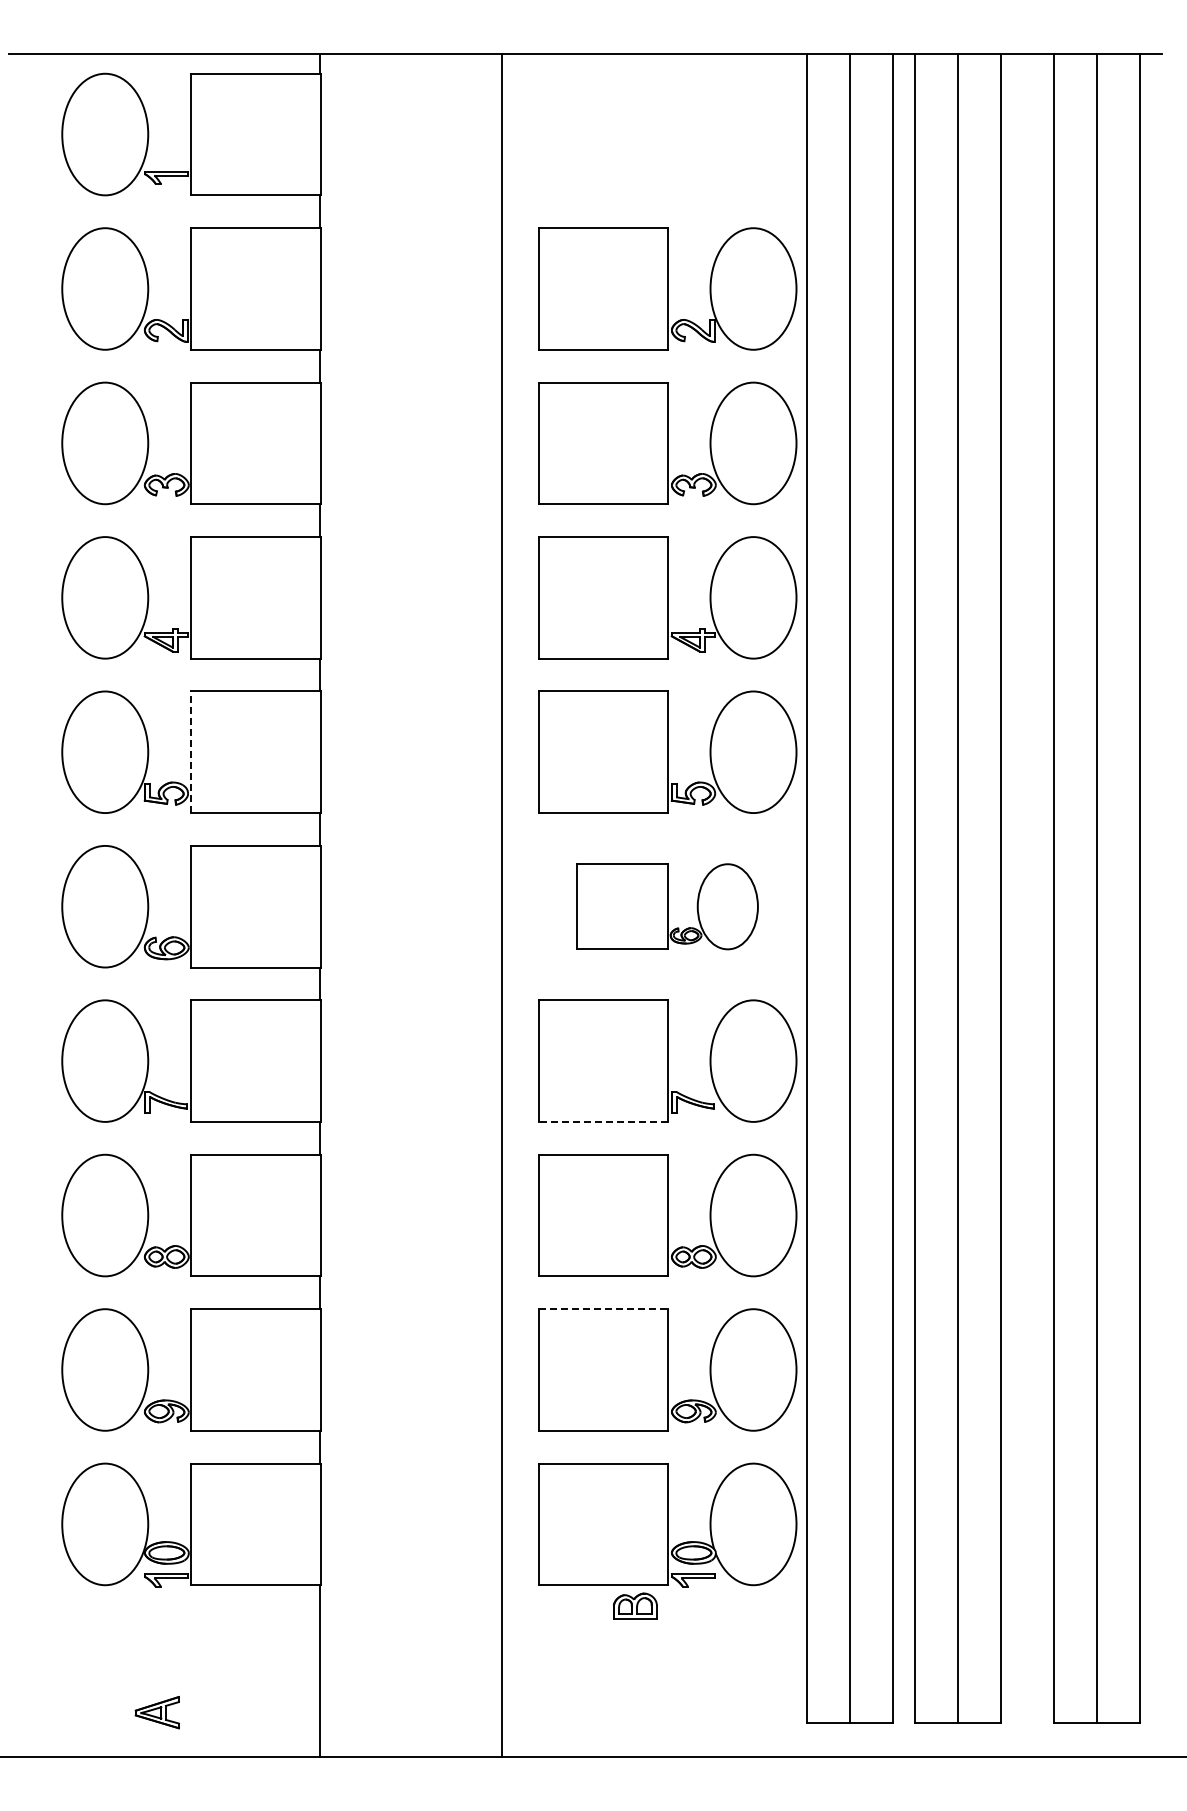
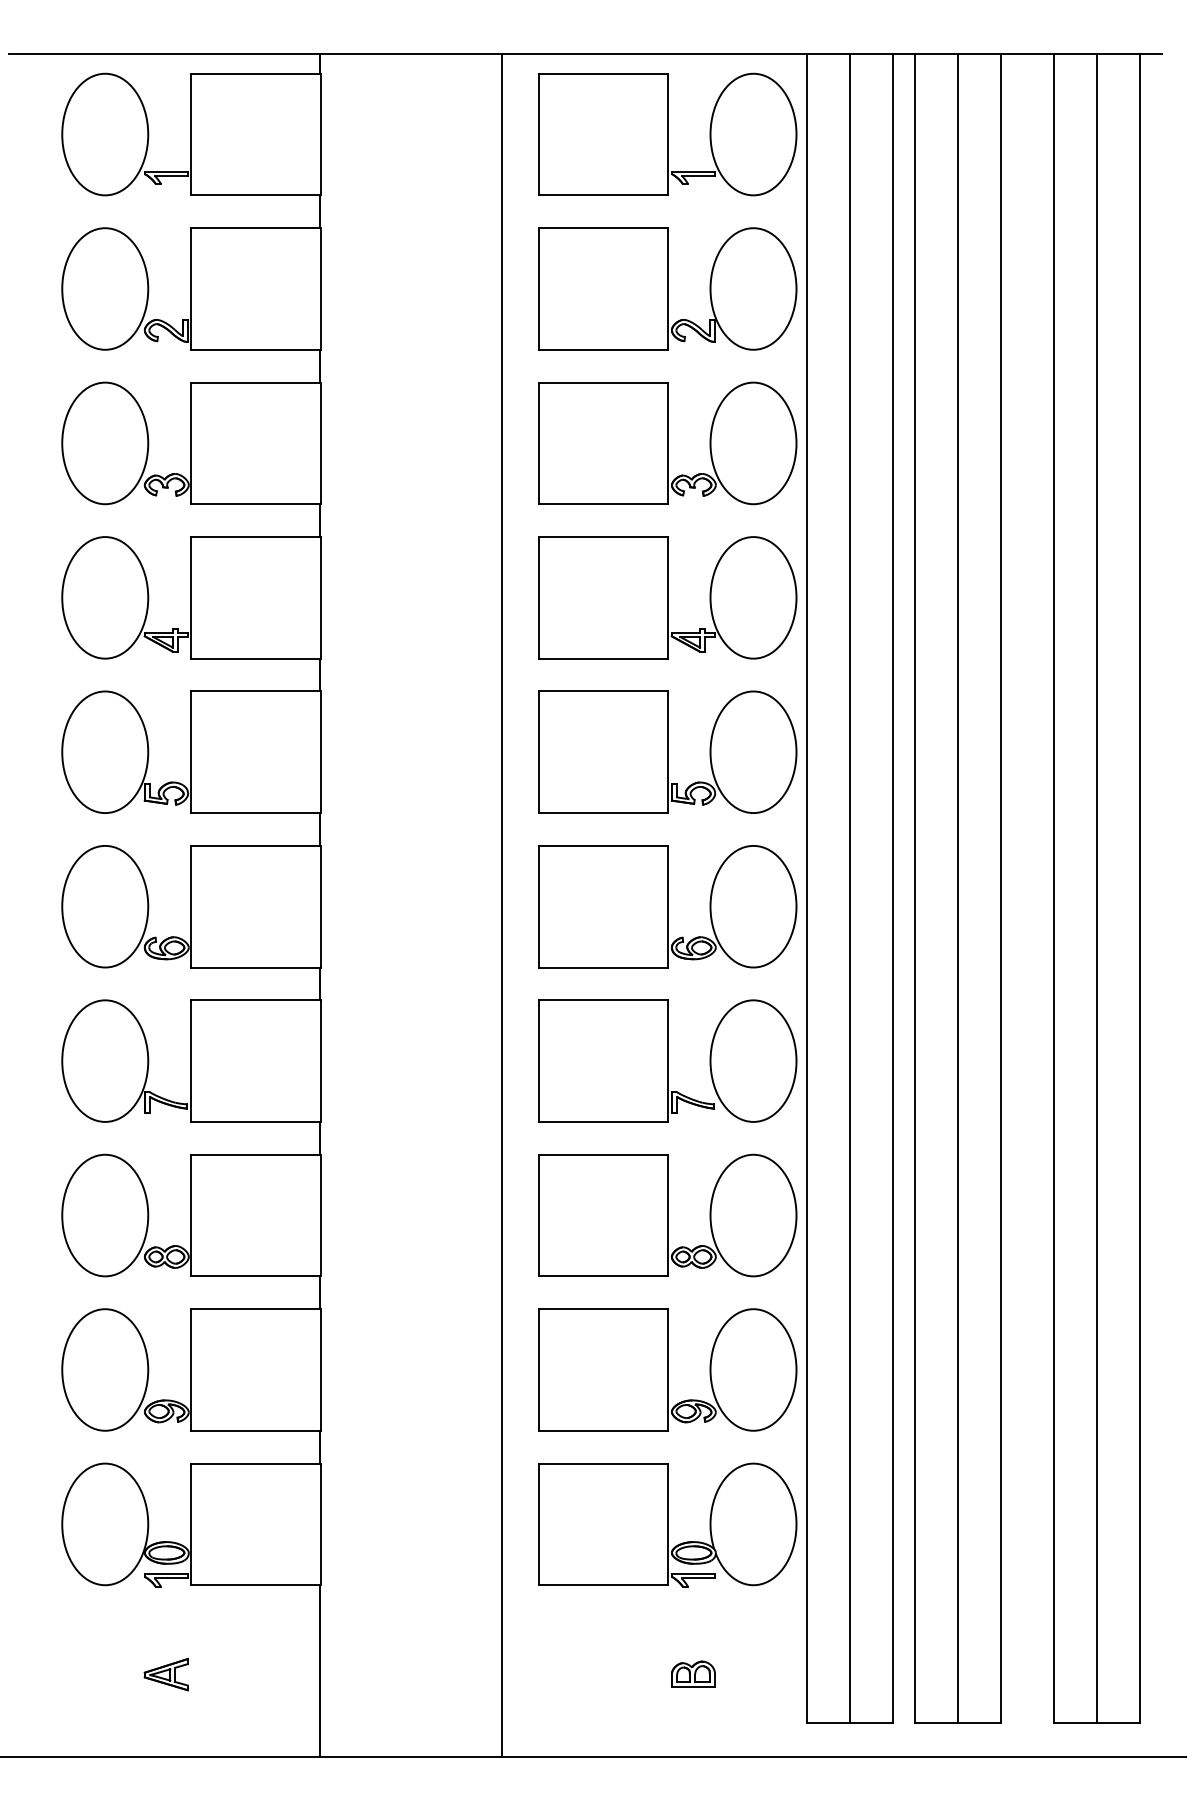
part: none -> present (667, 134)
line: dashed -> solid (191, 752)
part size: 183x88 px -> 260x124 px (667, 906)
line: dashed -> solid (602, 1121)
line: dashed -> solid (603, 1309)
part position: (635, 1605) -> (693, 1673) (693, 1673)
part position: (156, 1712) -> (165, 1674) (165, 1674)
